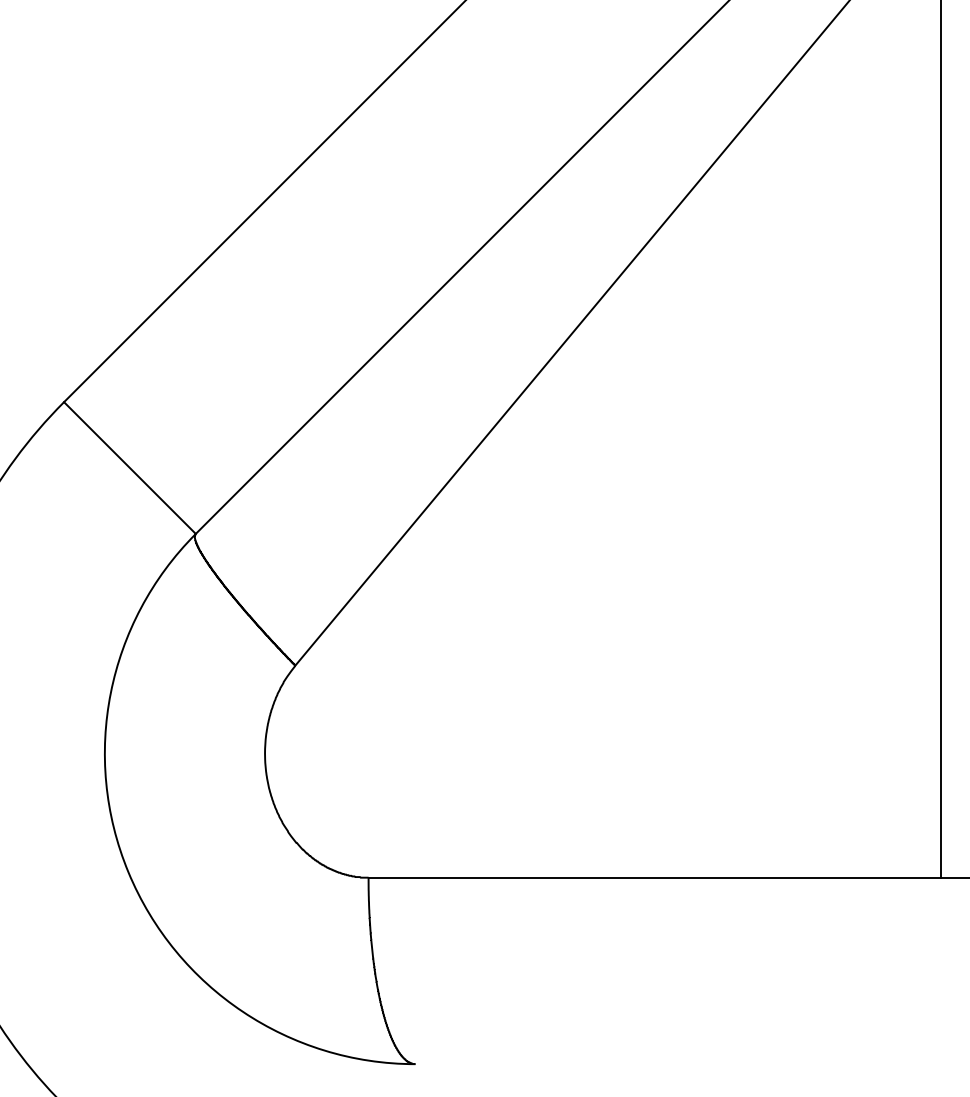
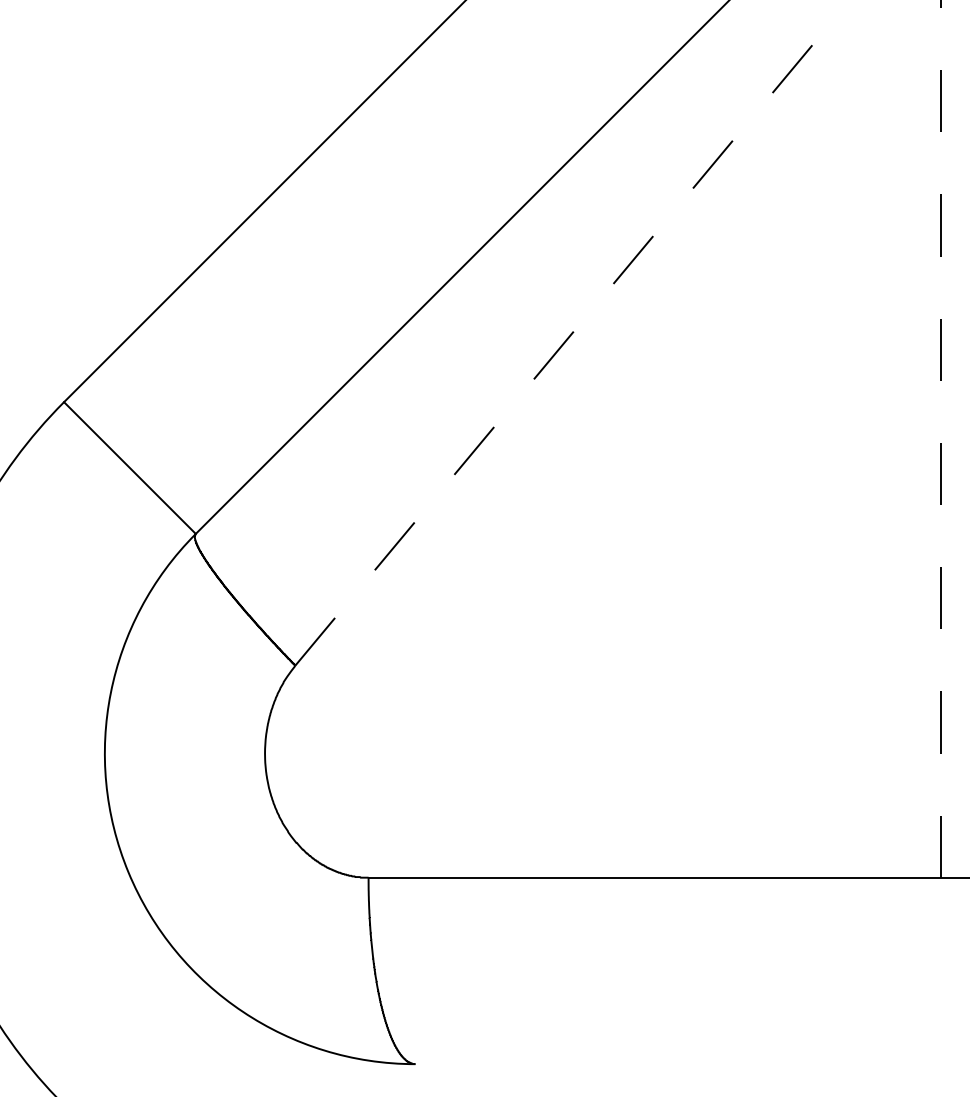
line: solid -> dashed (572, 333)
line: solid -> dashed (941, 438)
